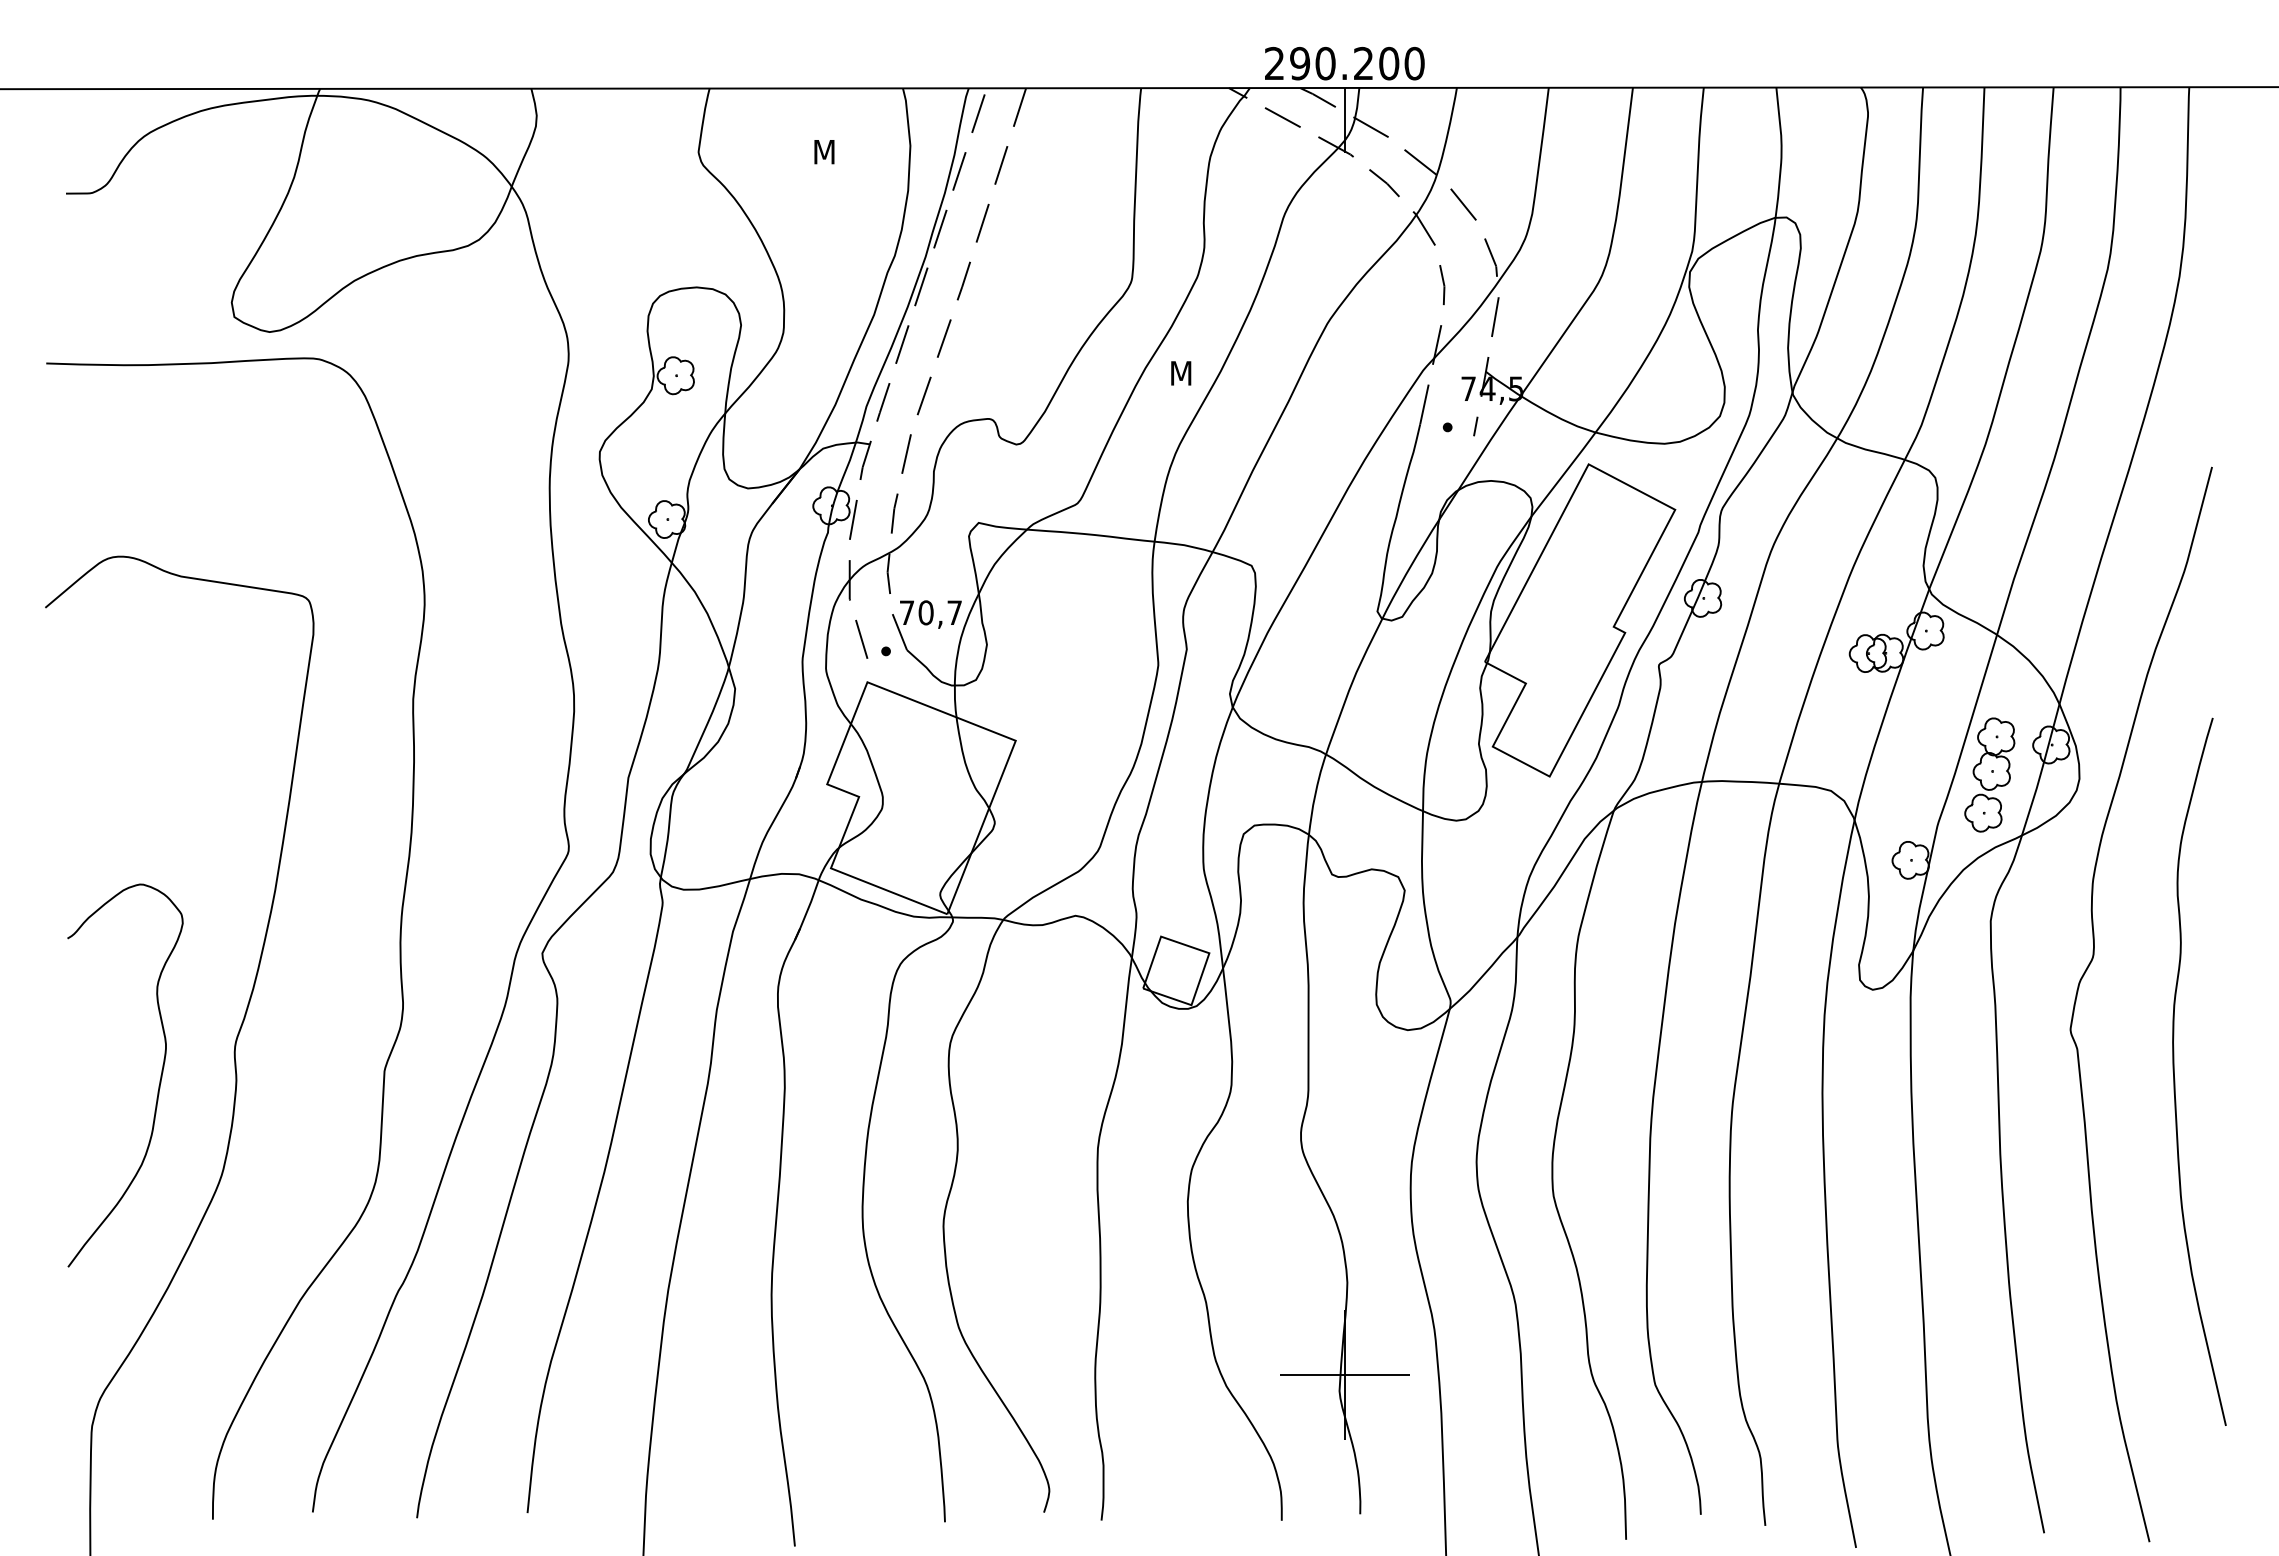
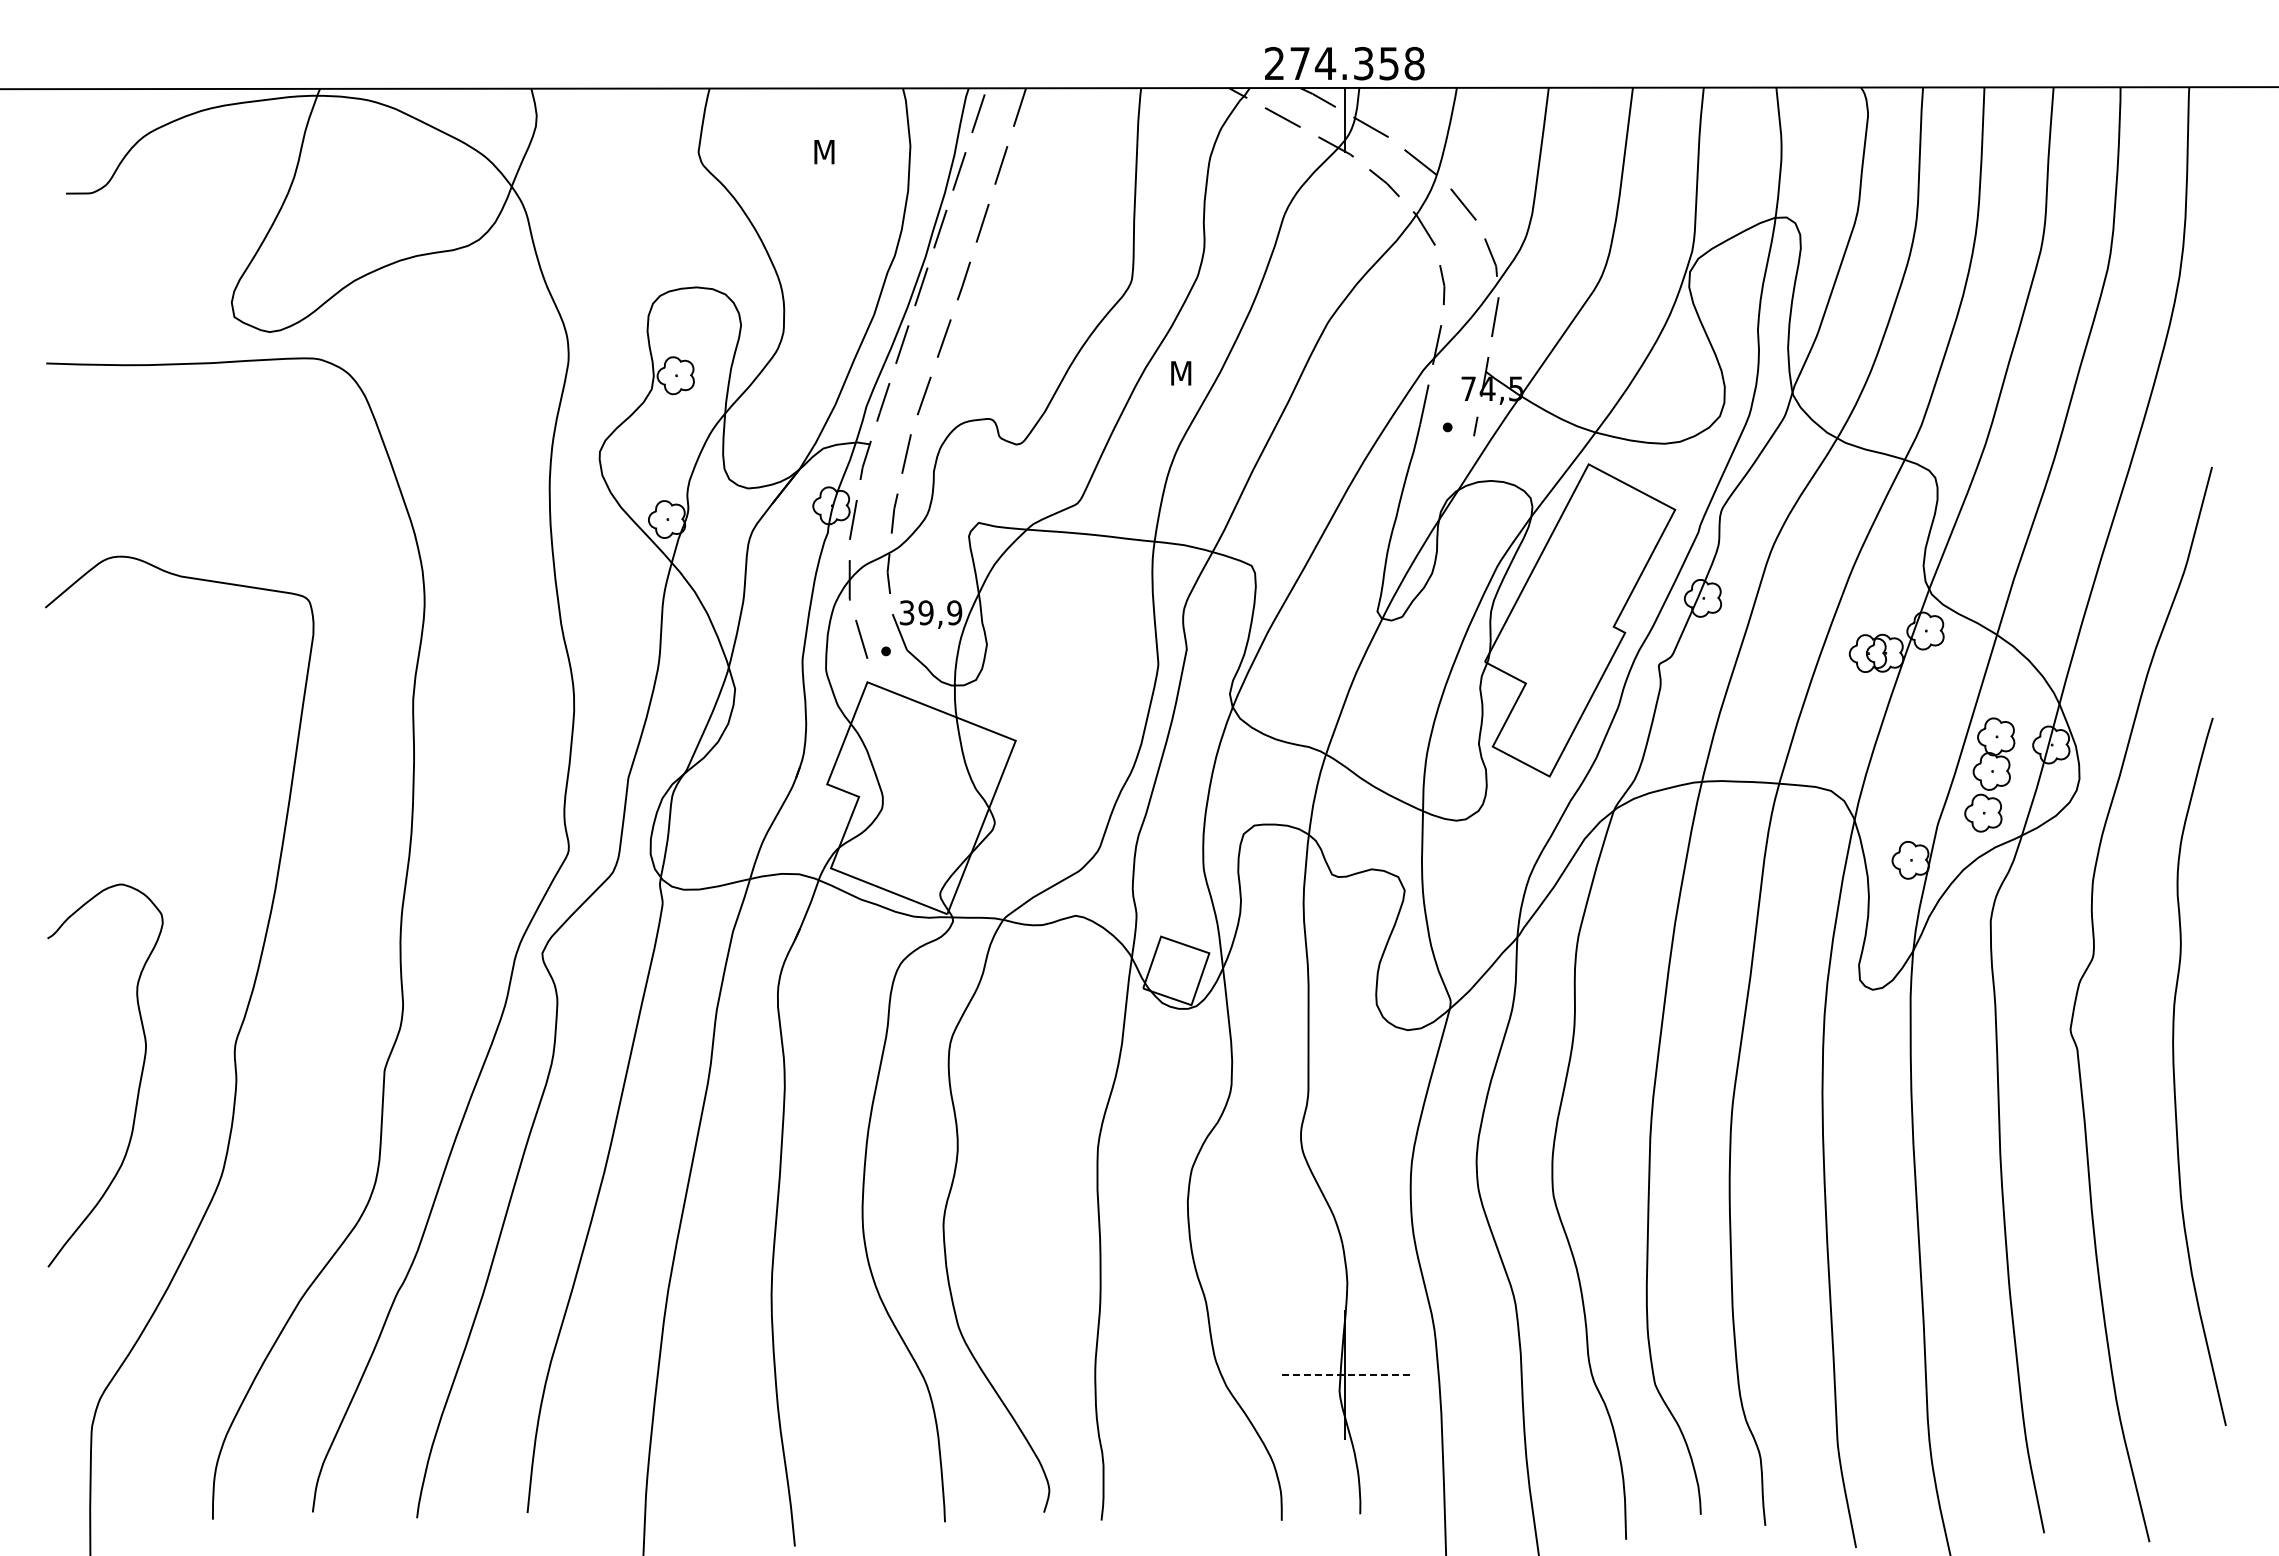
text: 290.200 -> 274.358 (1357, 63)
text: 70,7 -> 39,9 (930, 612)
curve position: (159, 1080) -> (139, 1080) (139, 1080)
line: solid -> dashed (1344, 1375)
